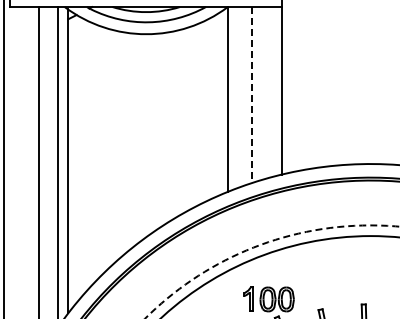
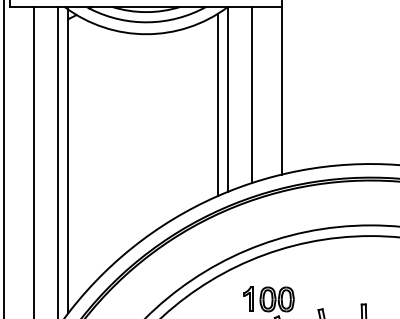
line: dashed -> solid (251, 95)
line: none -> present (217, 104)
line position: (39, 161) -> (34, 161) (34, 161)
circle: dashed -> solid (272, 271)
